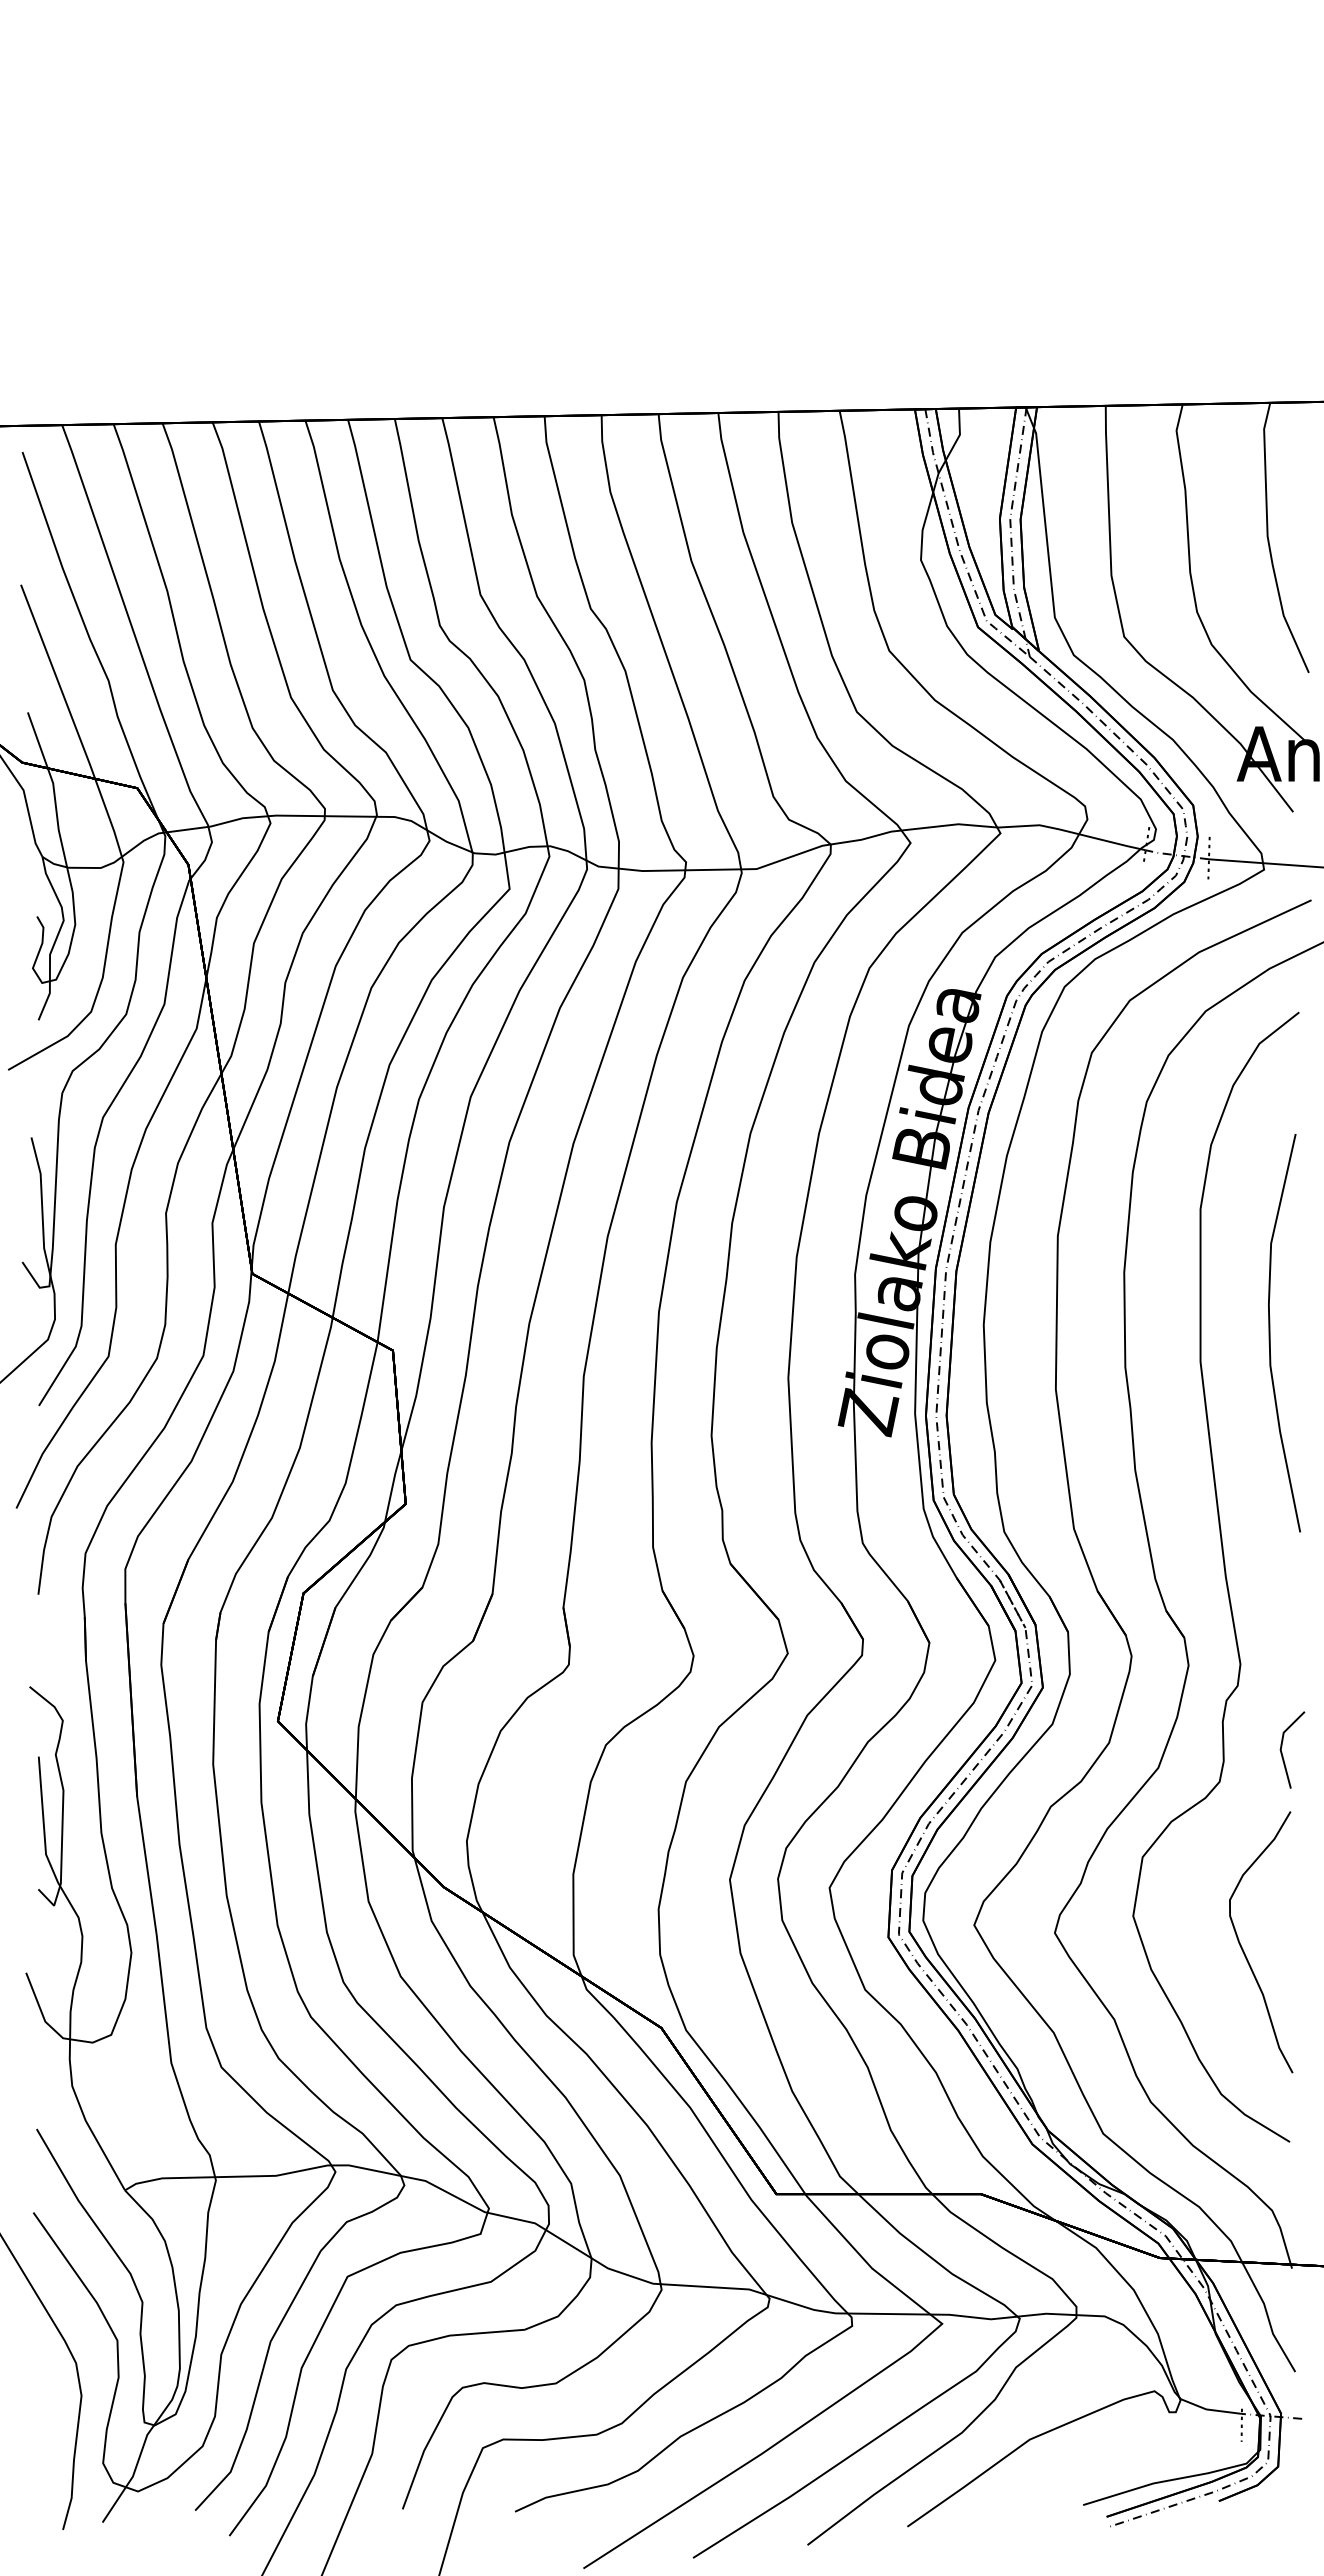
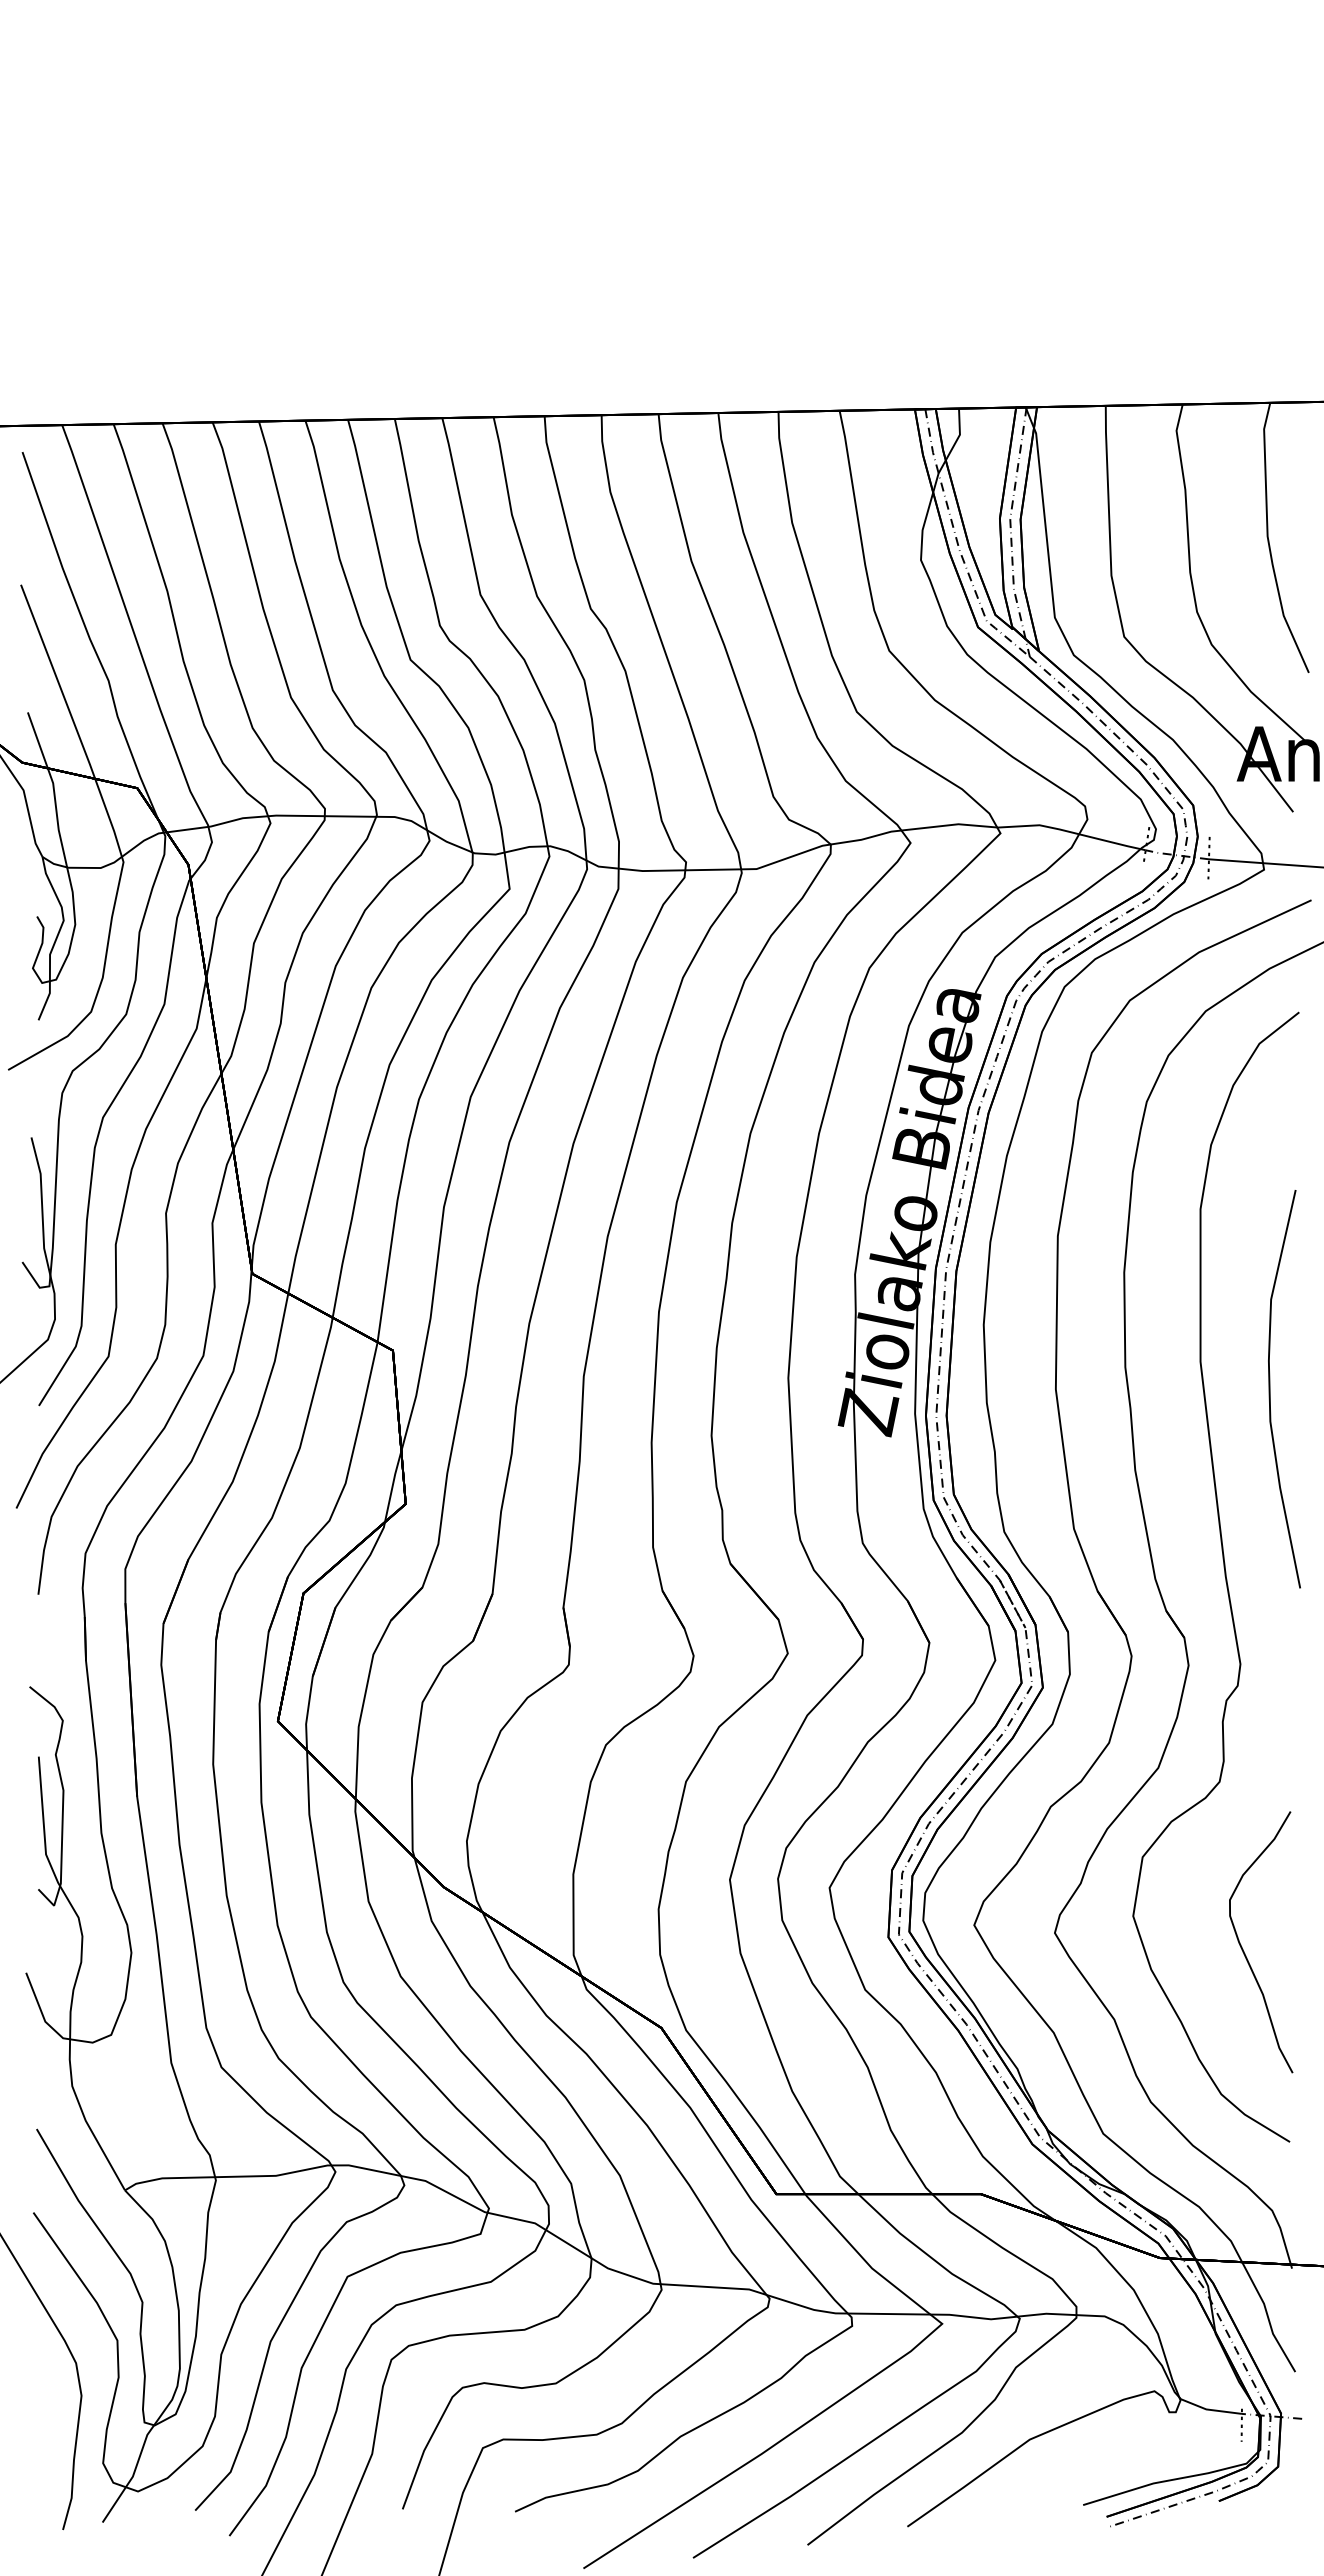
curve position: (1270, 1333) -> (1270, 1389) (1270, 1389)
line: present -> none (1282, 1746)
